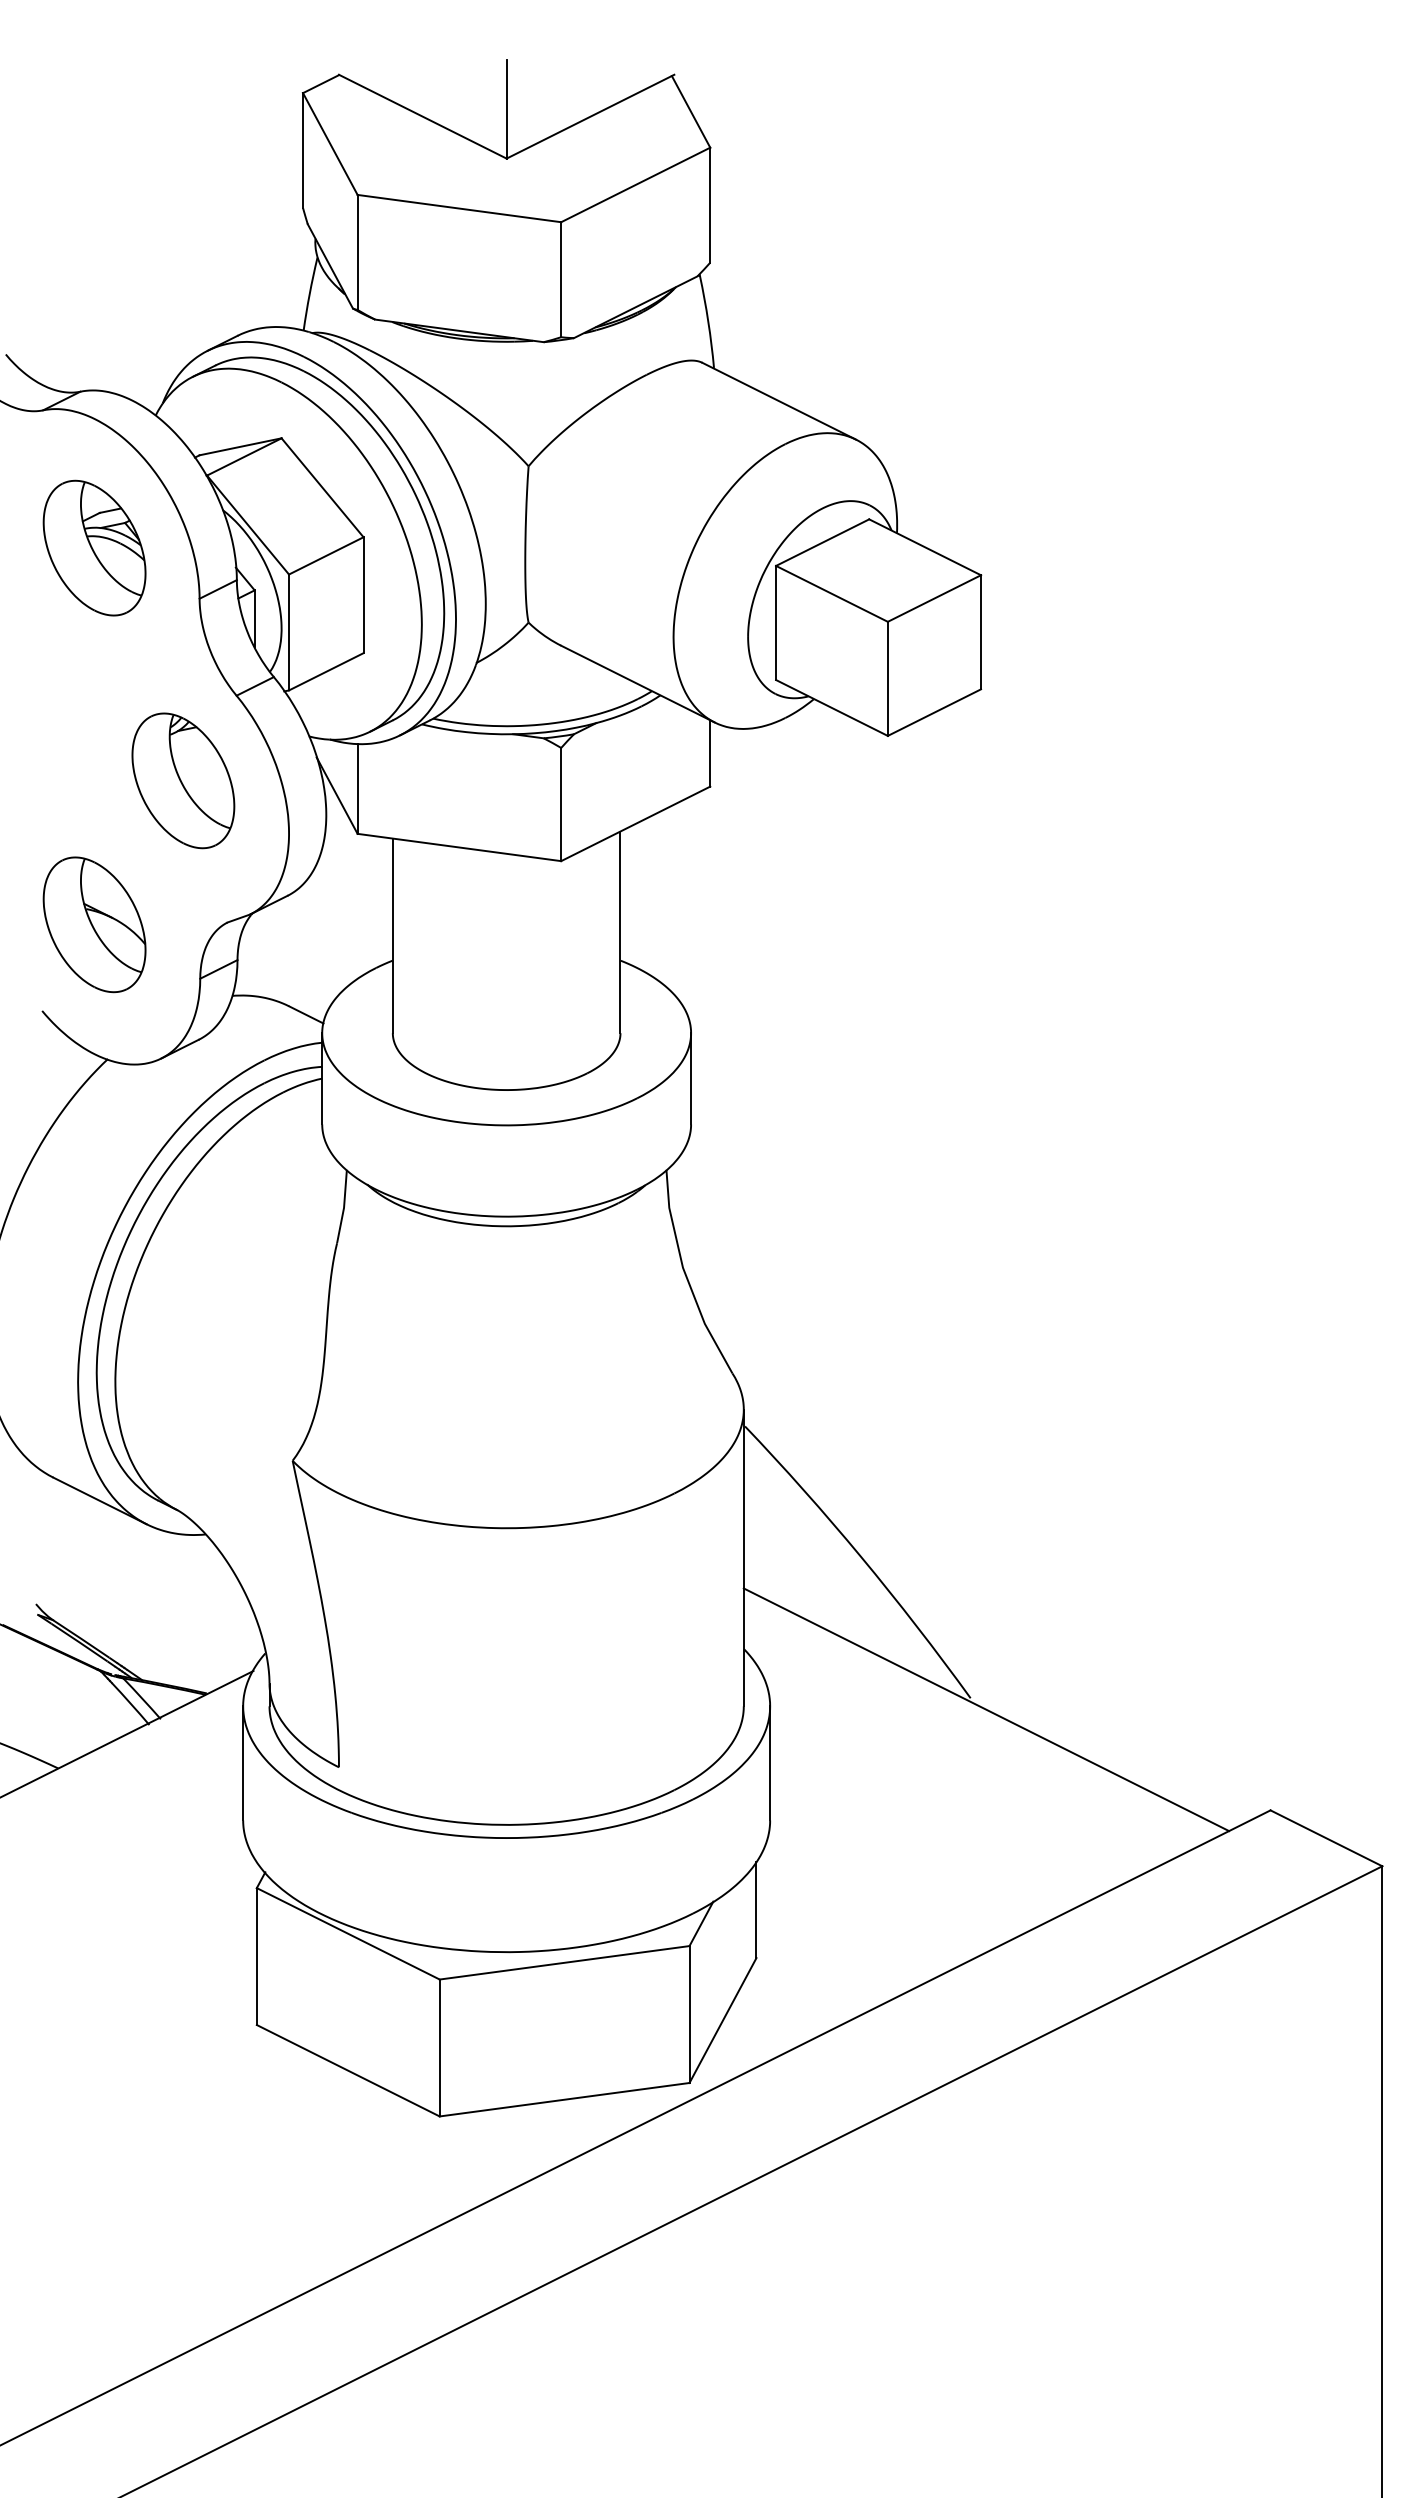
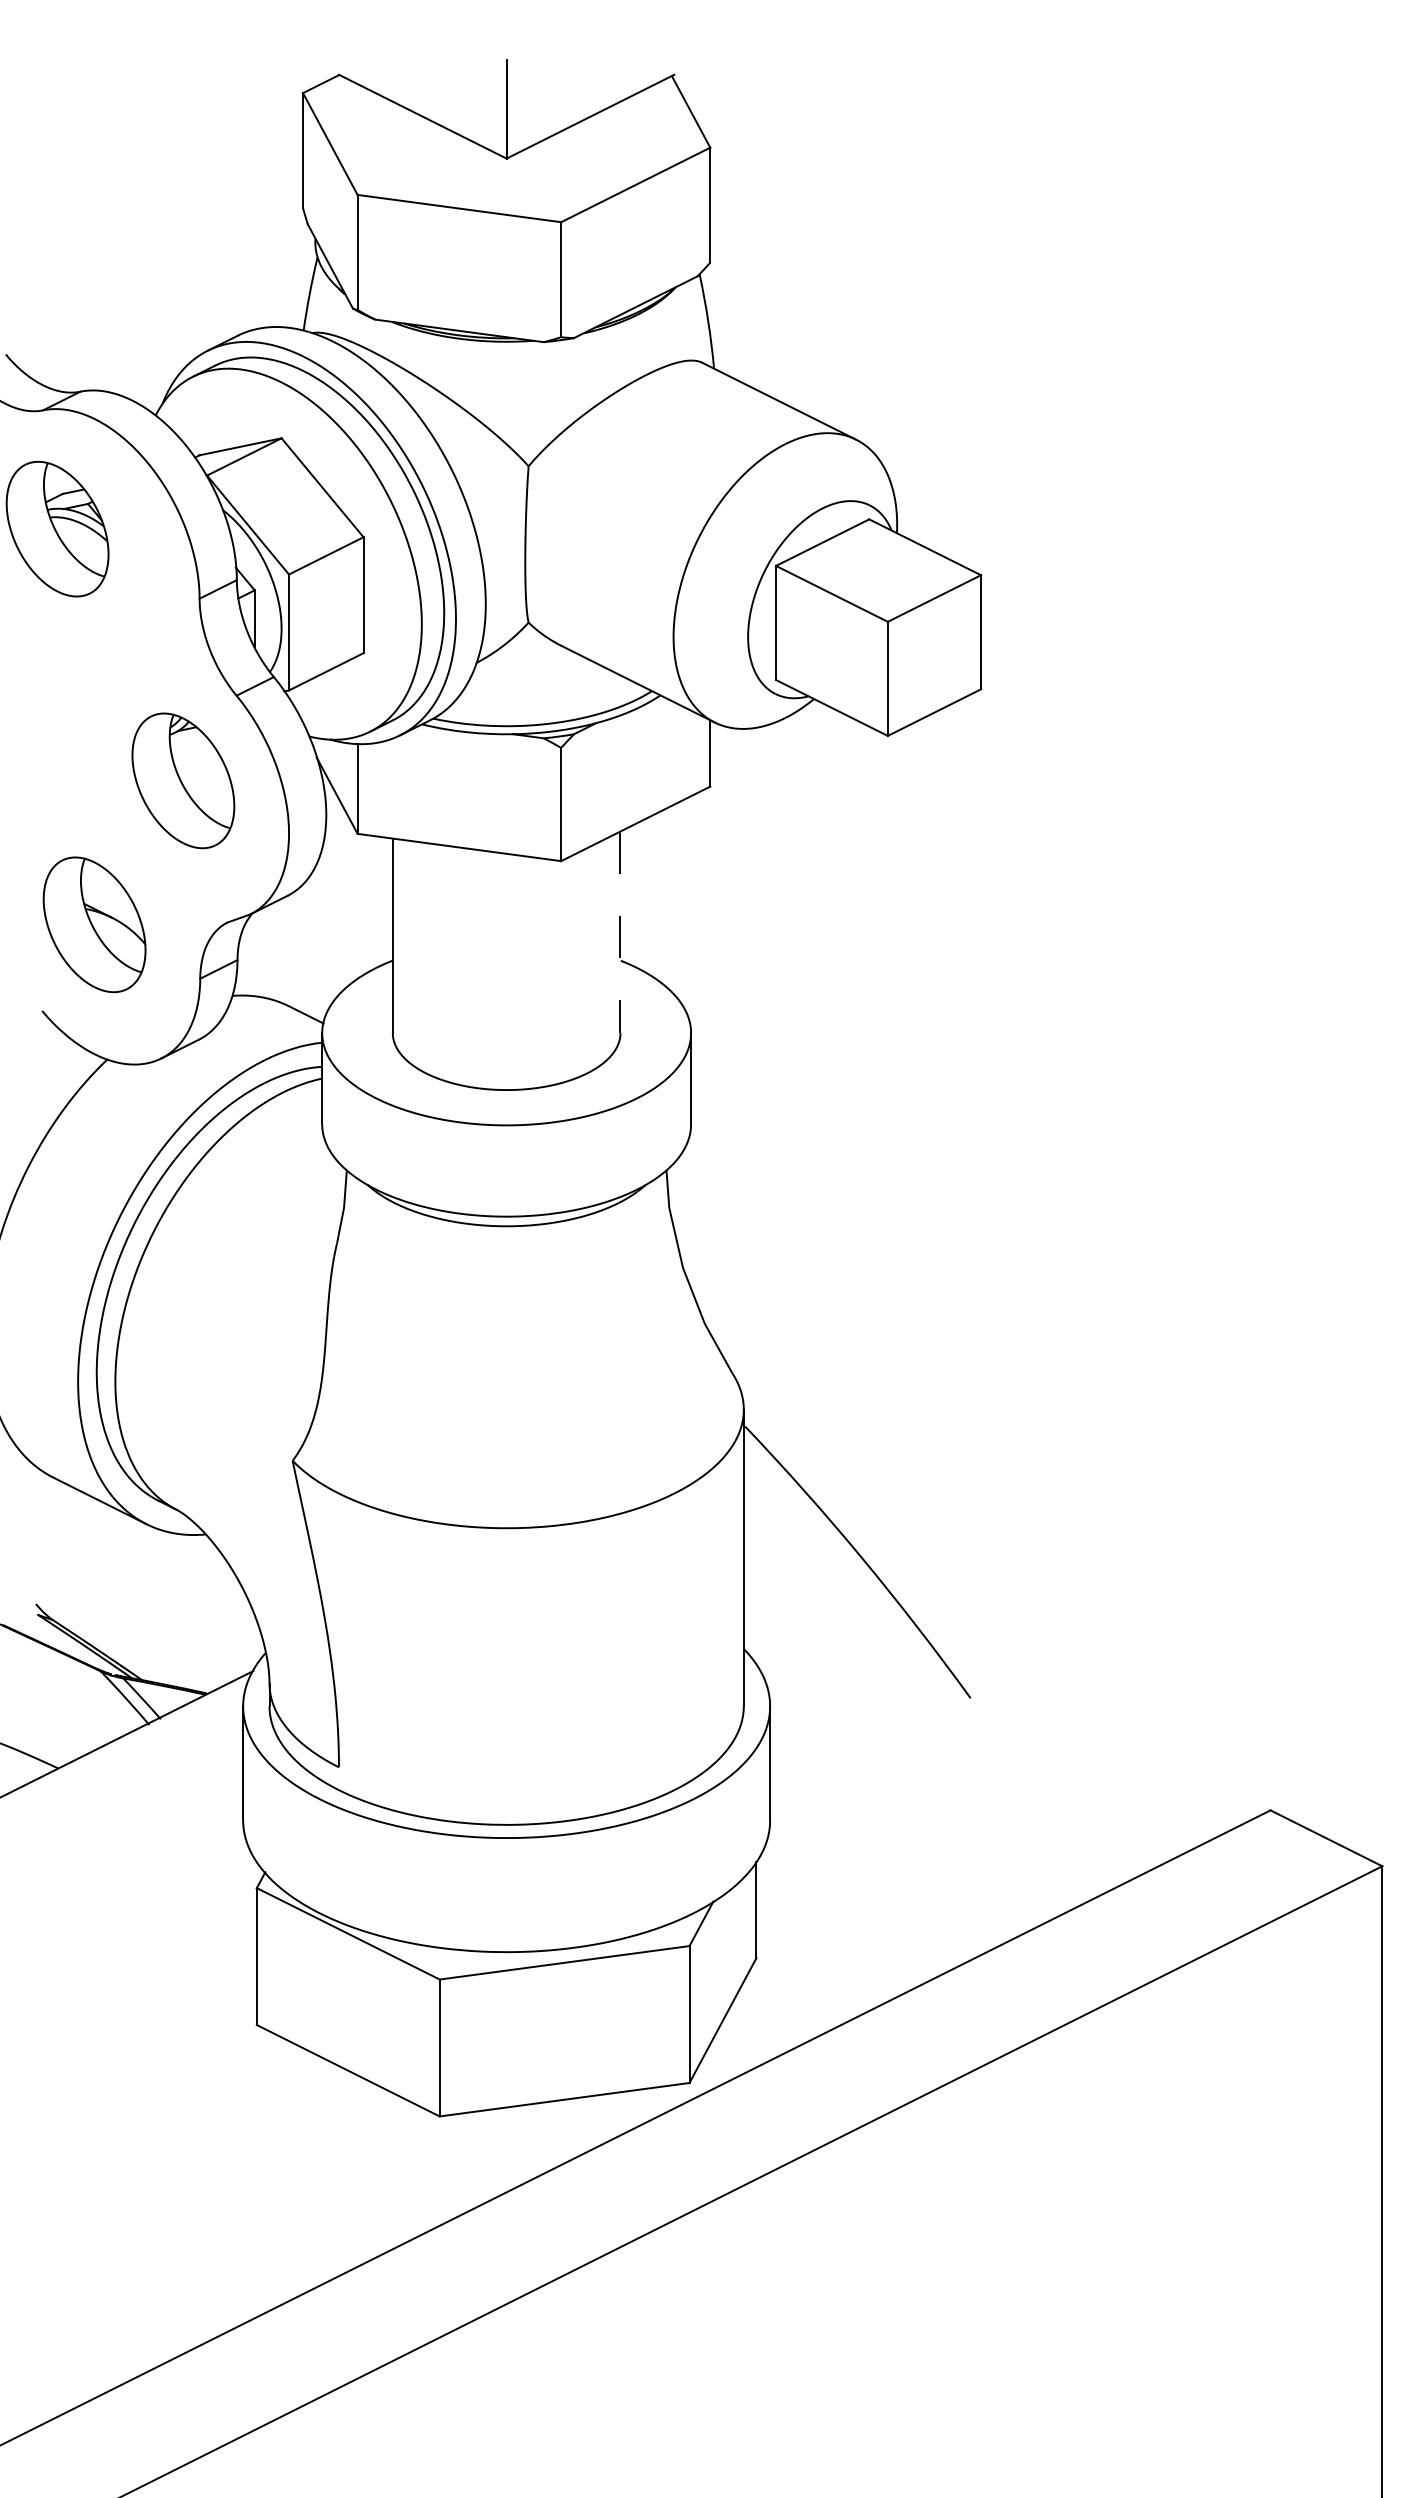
part position: (94, 547) -> (57, 528) (57, 528)
line: solid -> dashed (620, 932)
line: present -> none (986, 1709)
